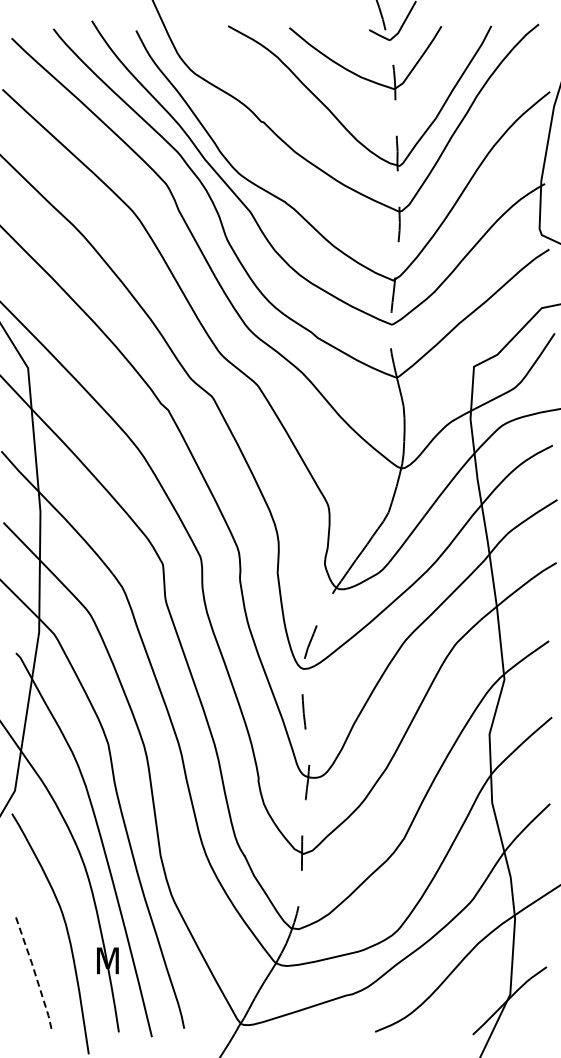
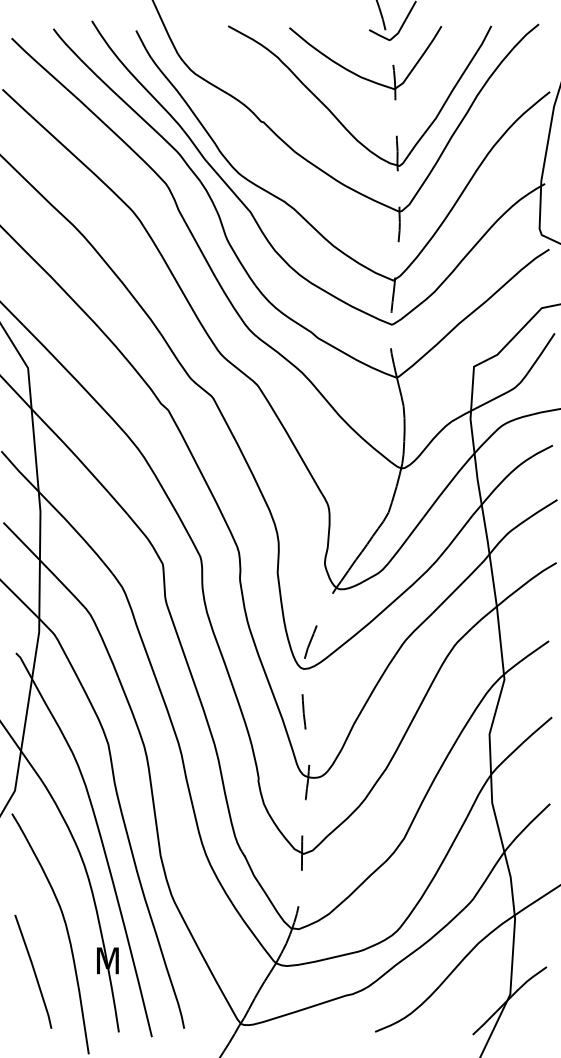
line: dashed -> solid (34, 971)
